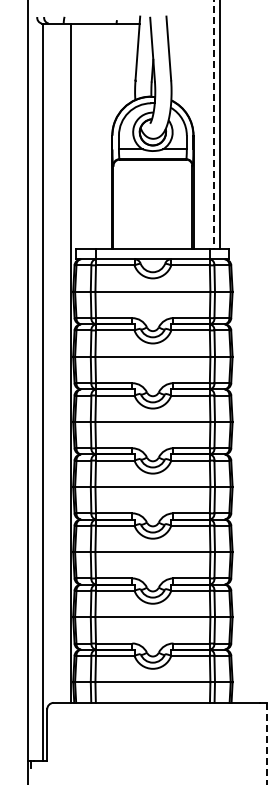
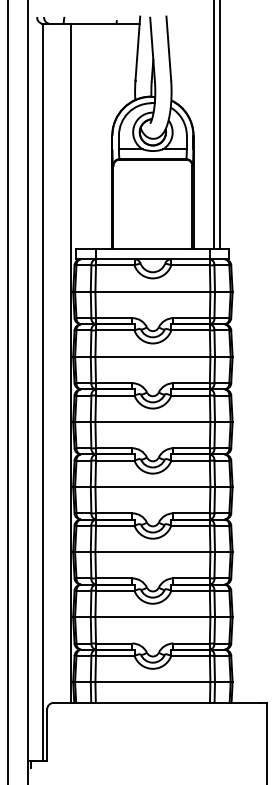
line: dashed -> solid (214, 125)
line: none -> present (8, 391)
line: dashed -> solid (266, 743)
